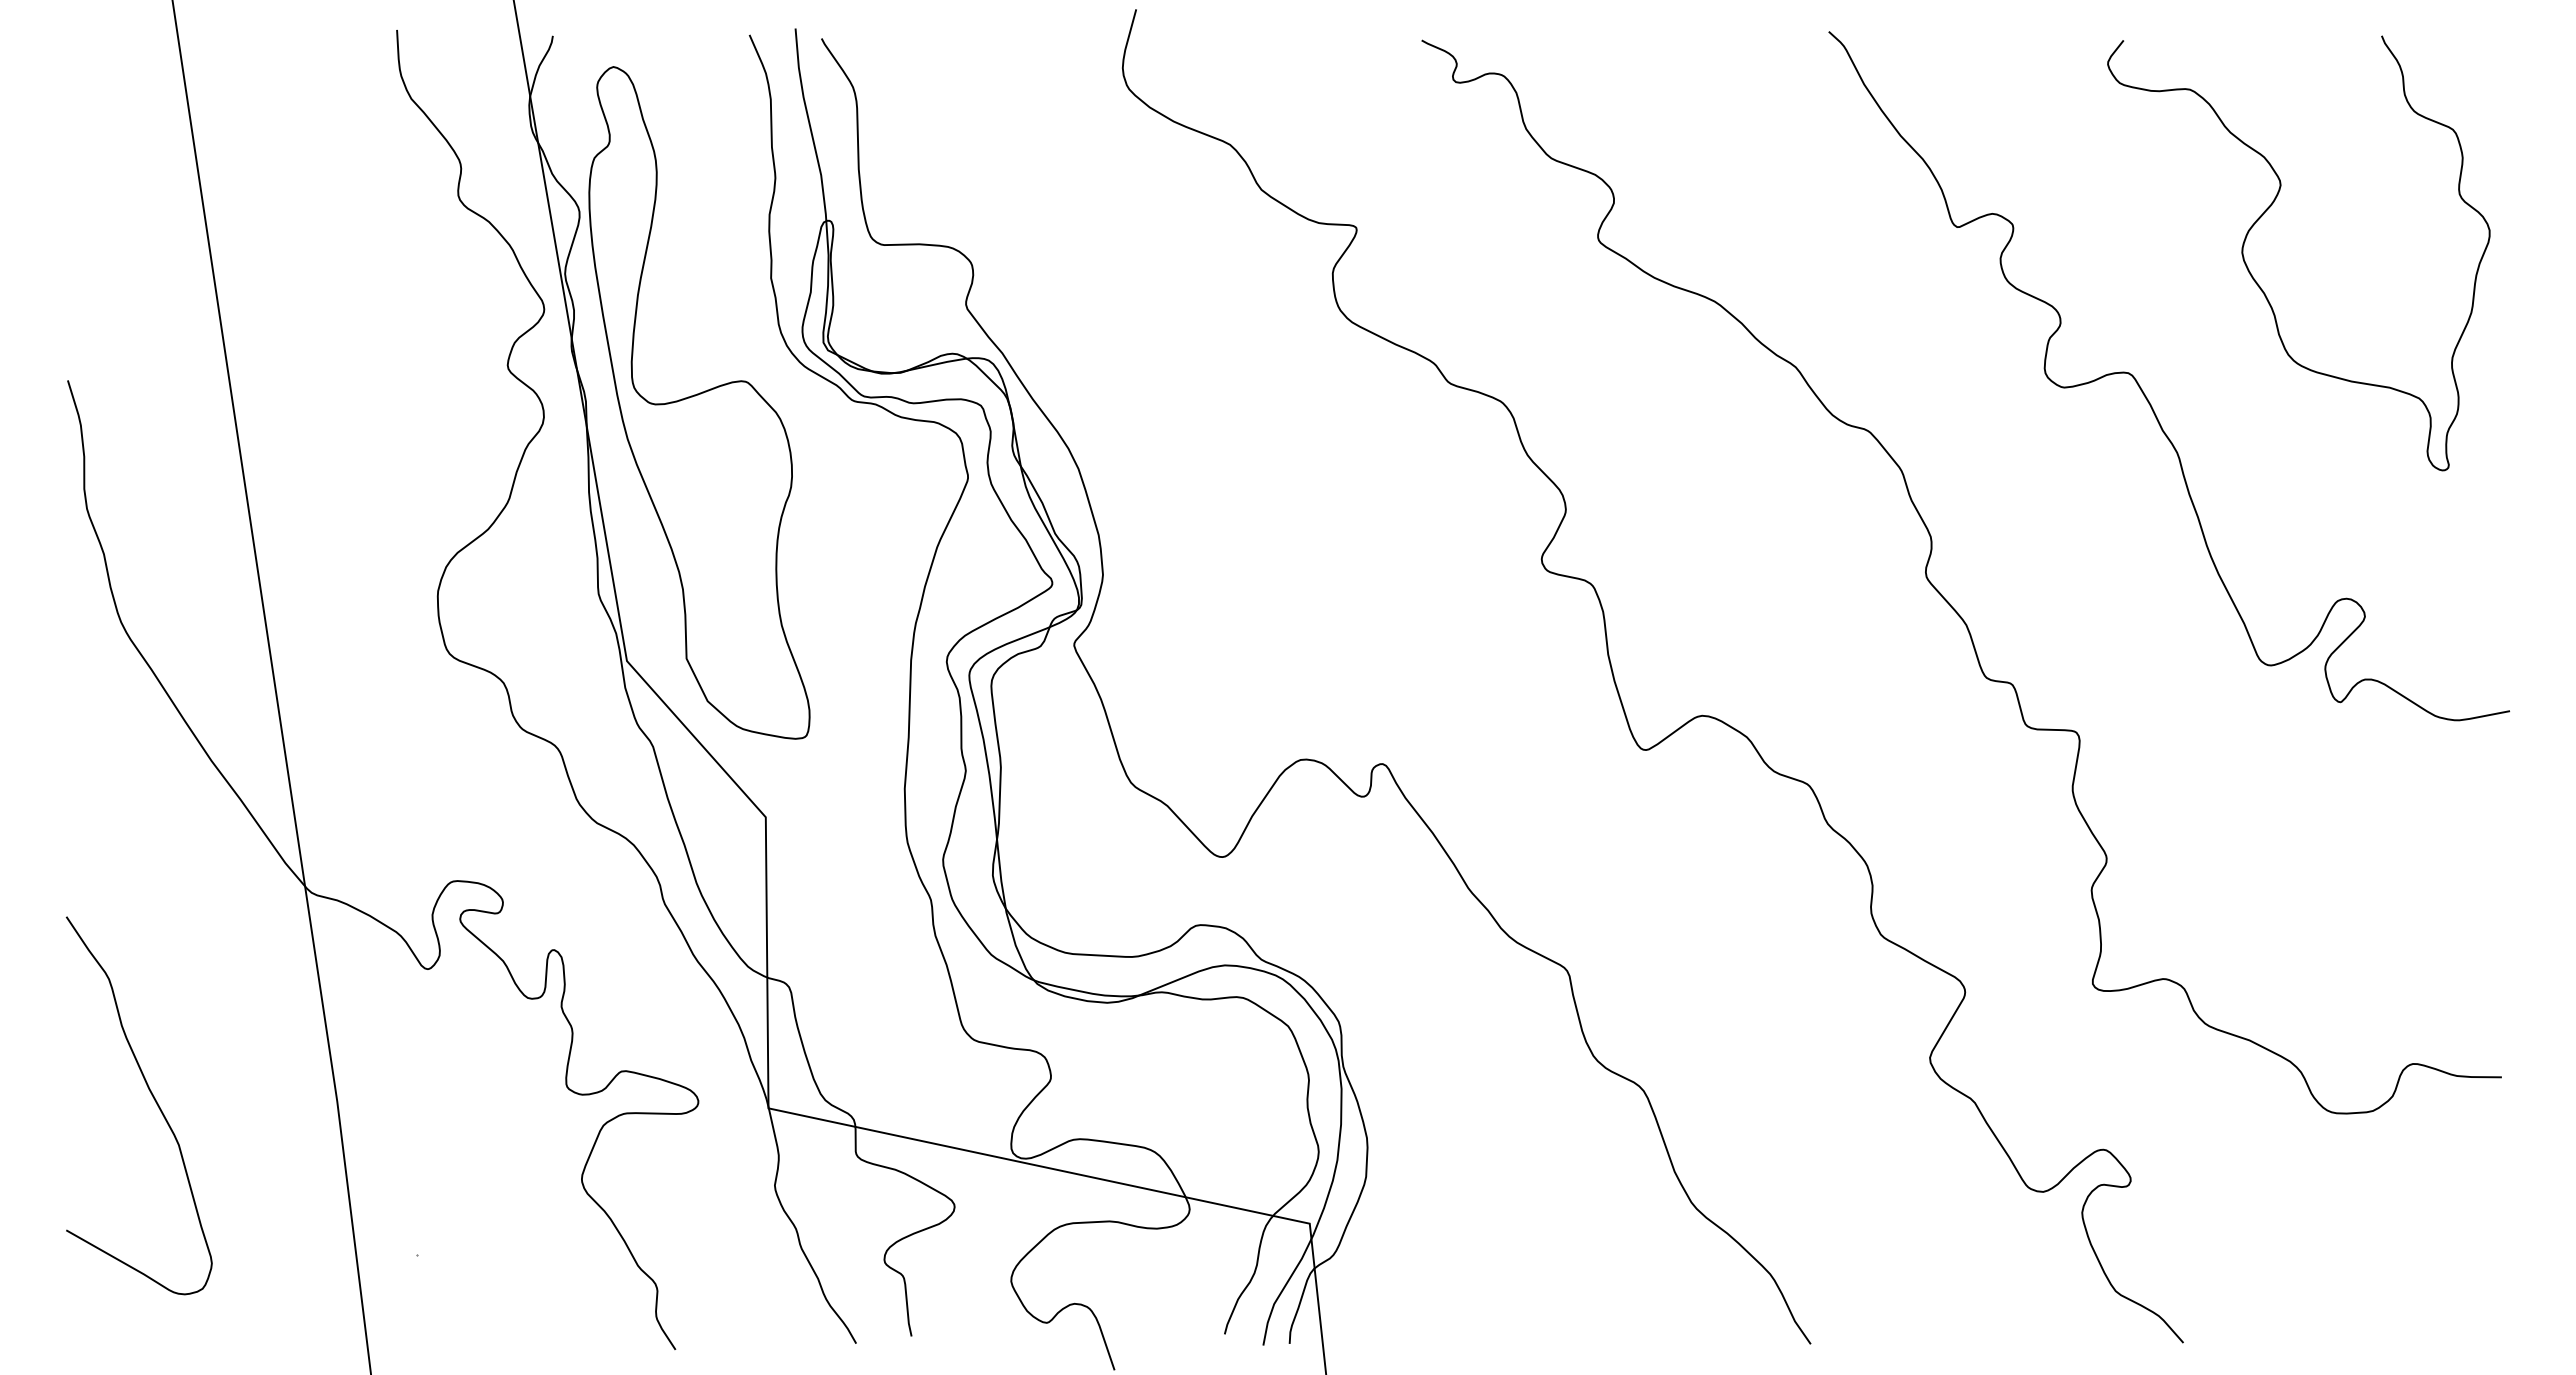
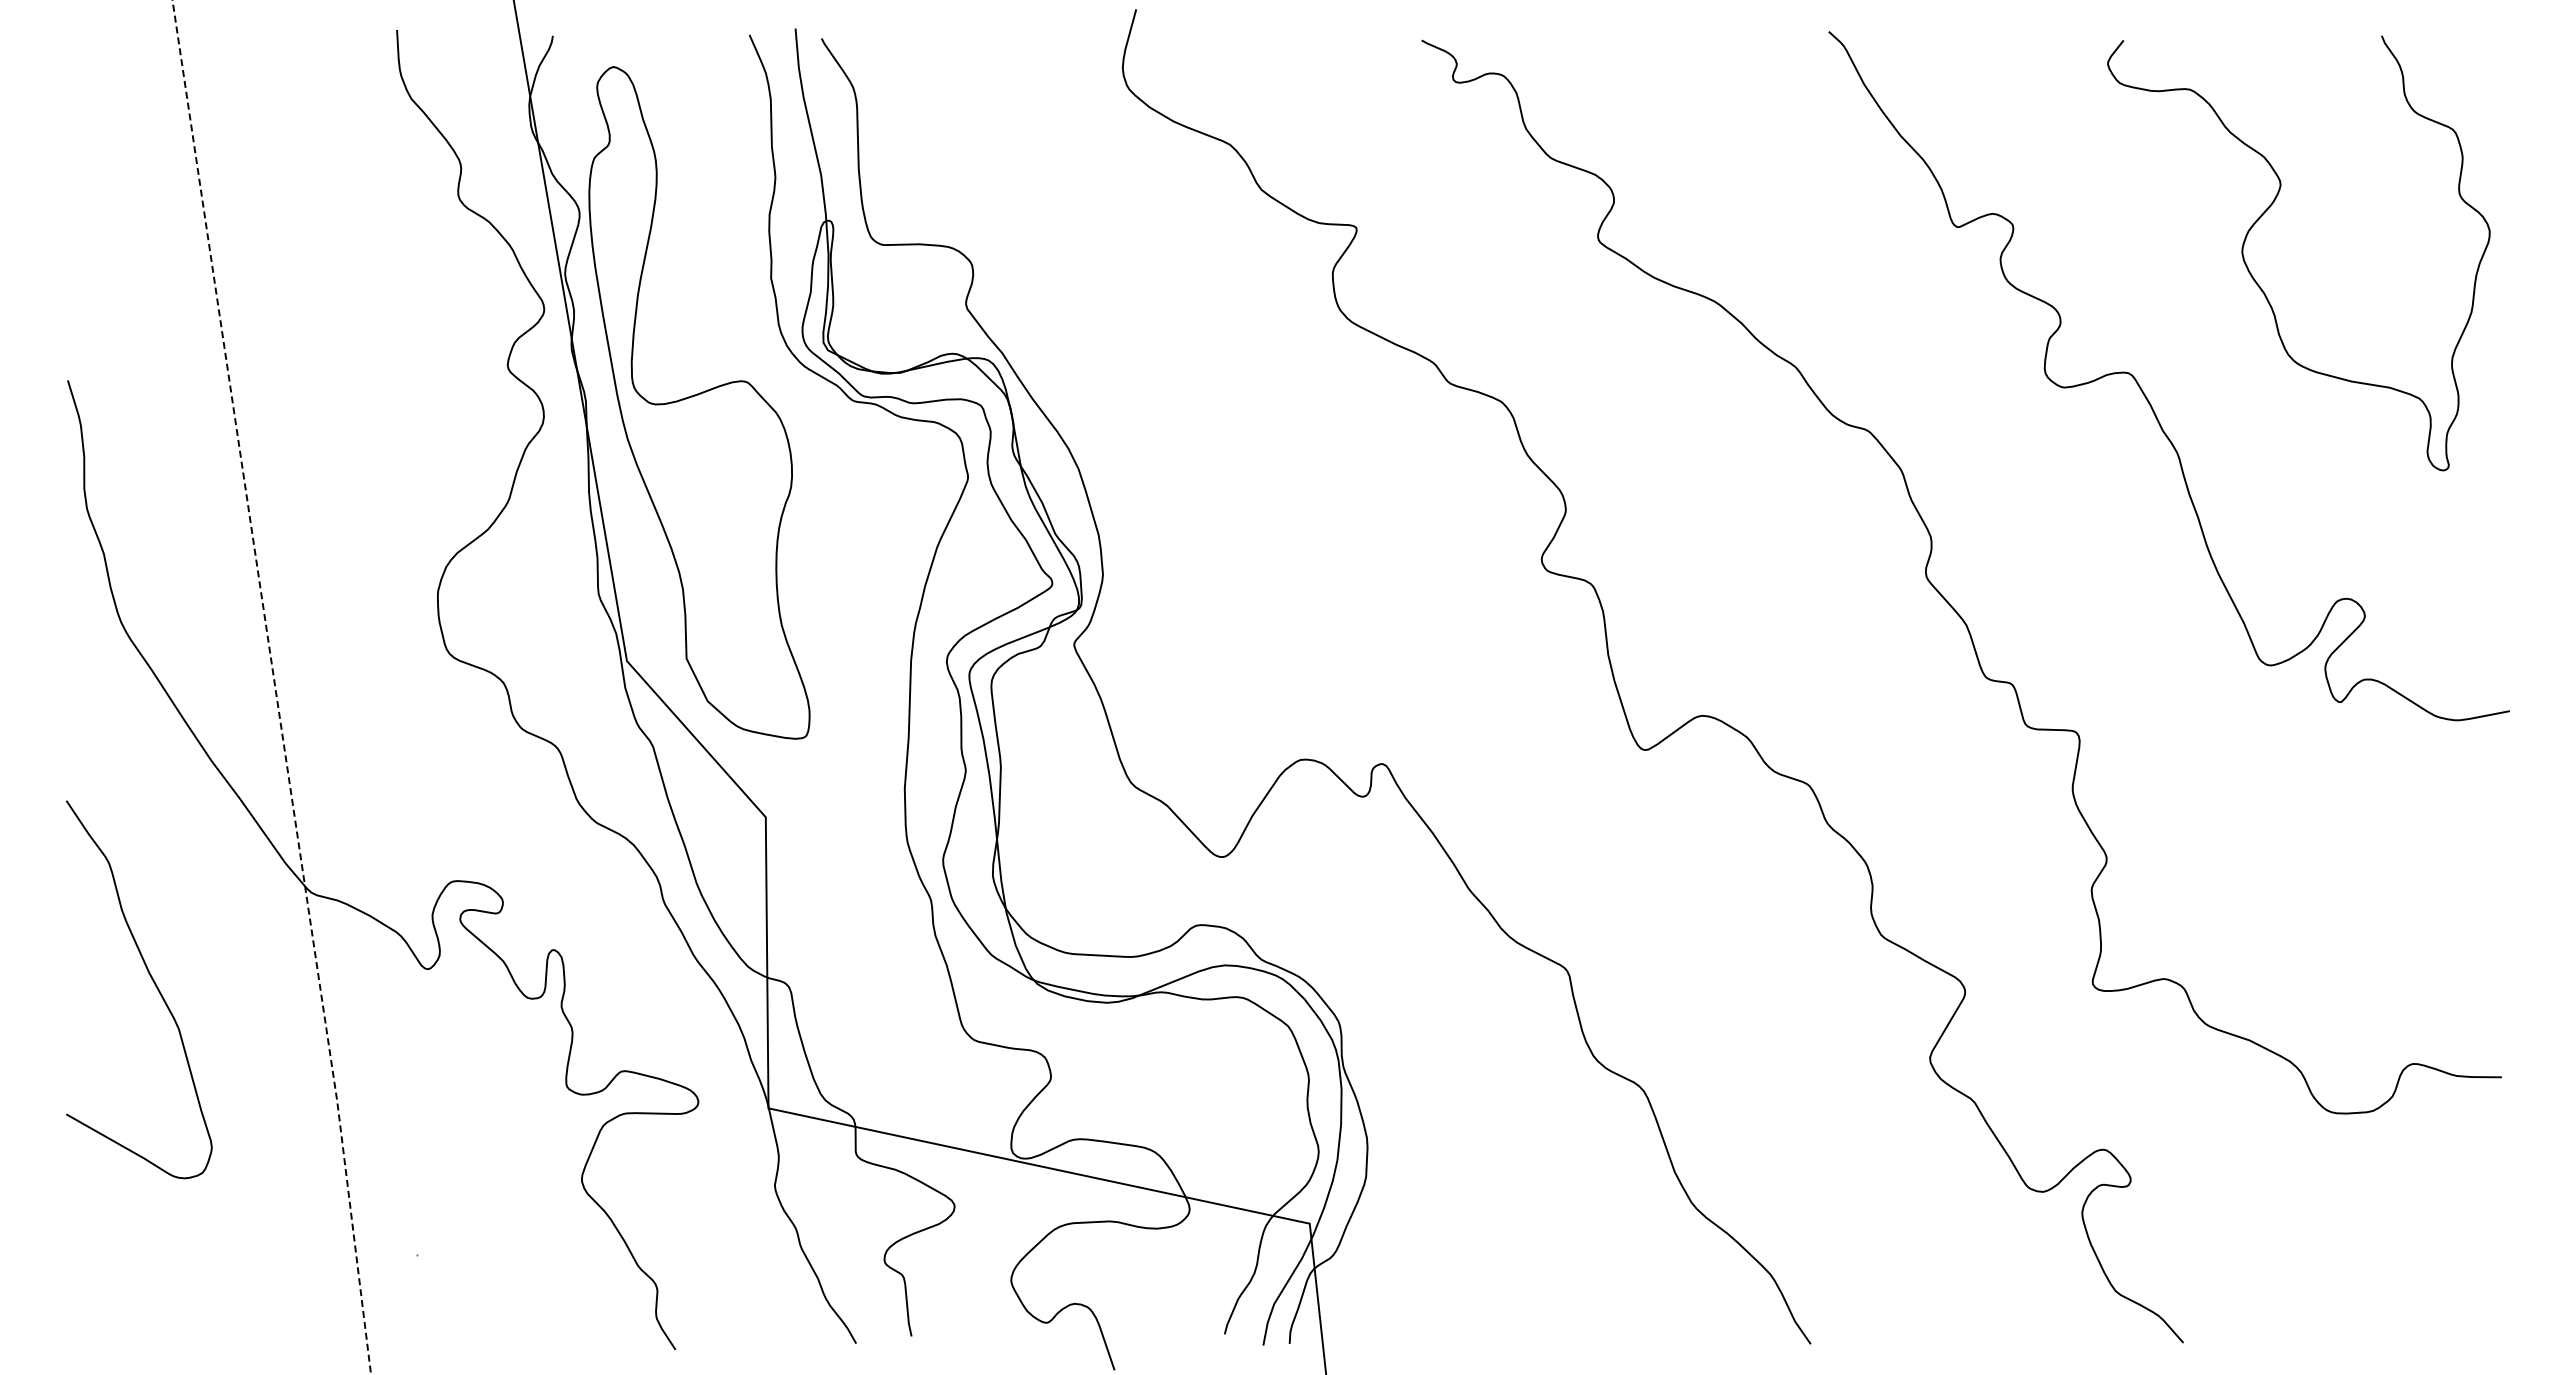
line: solid -> dashed (275, 687)
curve position: (152, 1097) -> (152, 981) (152, 981)
